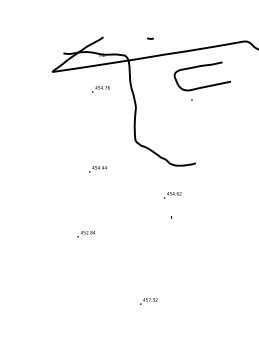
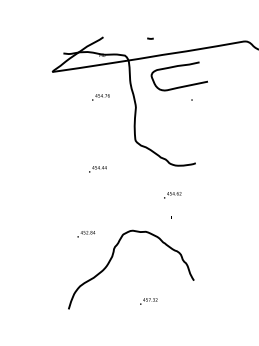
curve position: (199, 67) -> (176, 67) (176, 67)
text position: (100, 89) -> (100, 97) (100, 97)
curve: none -> present (111, 260)
